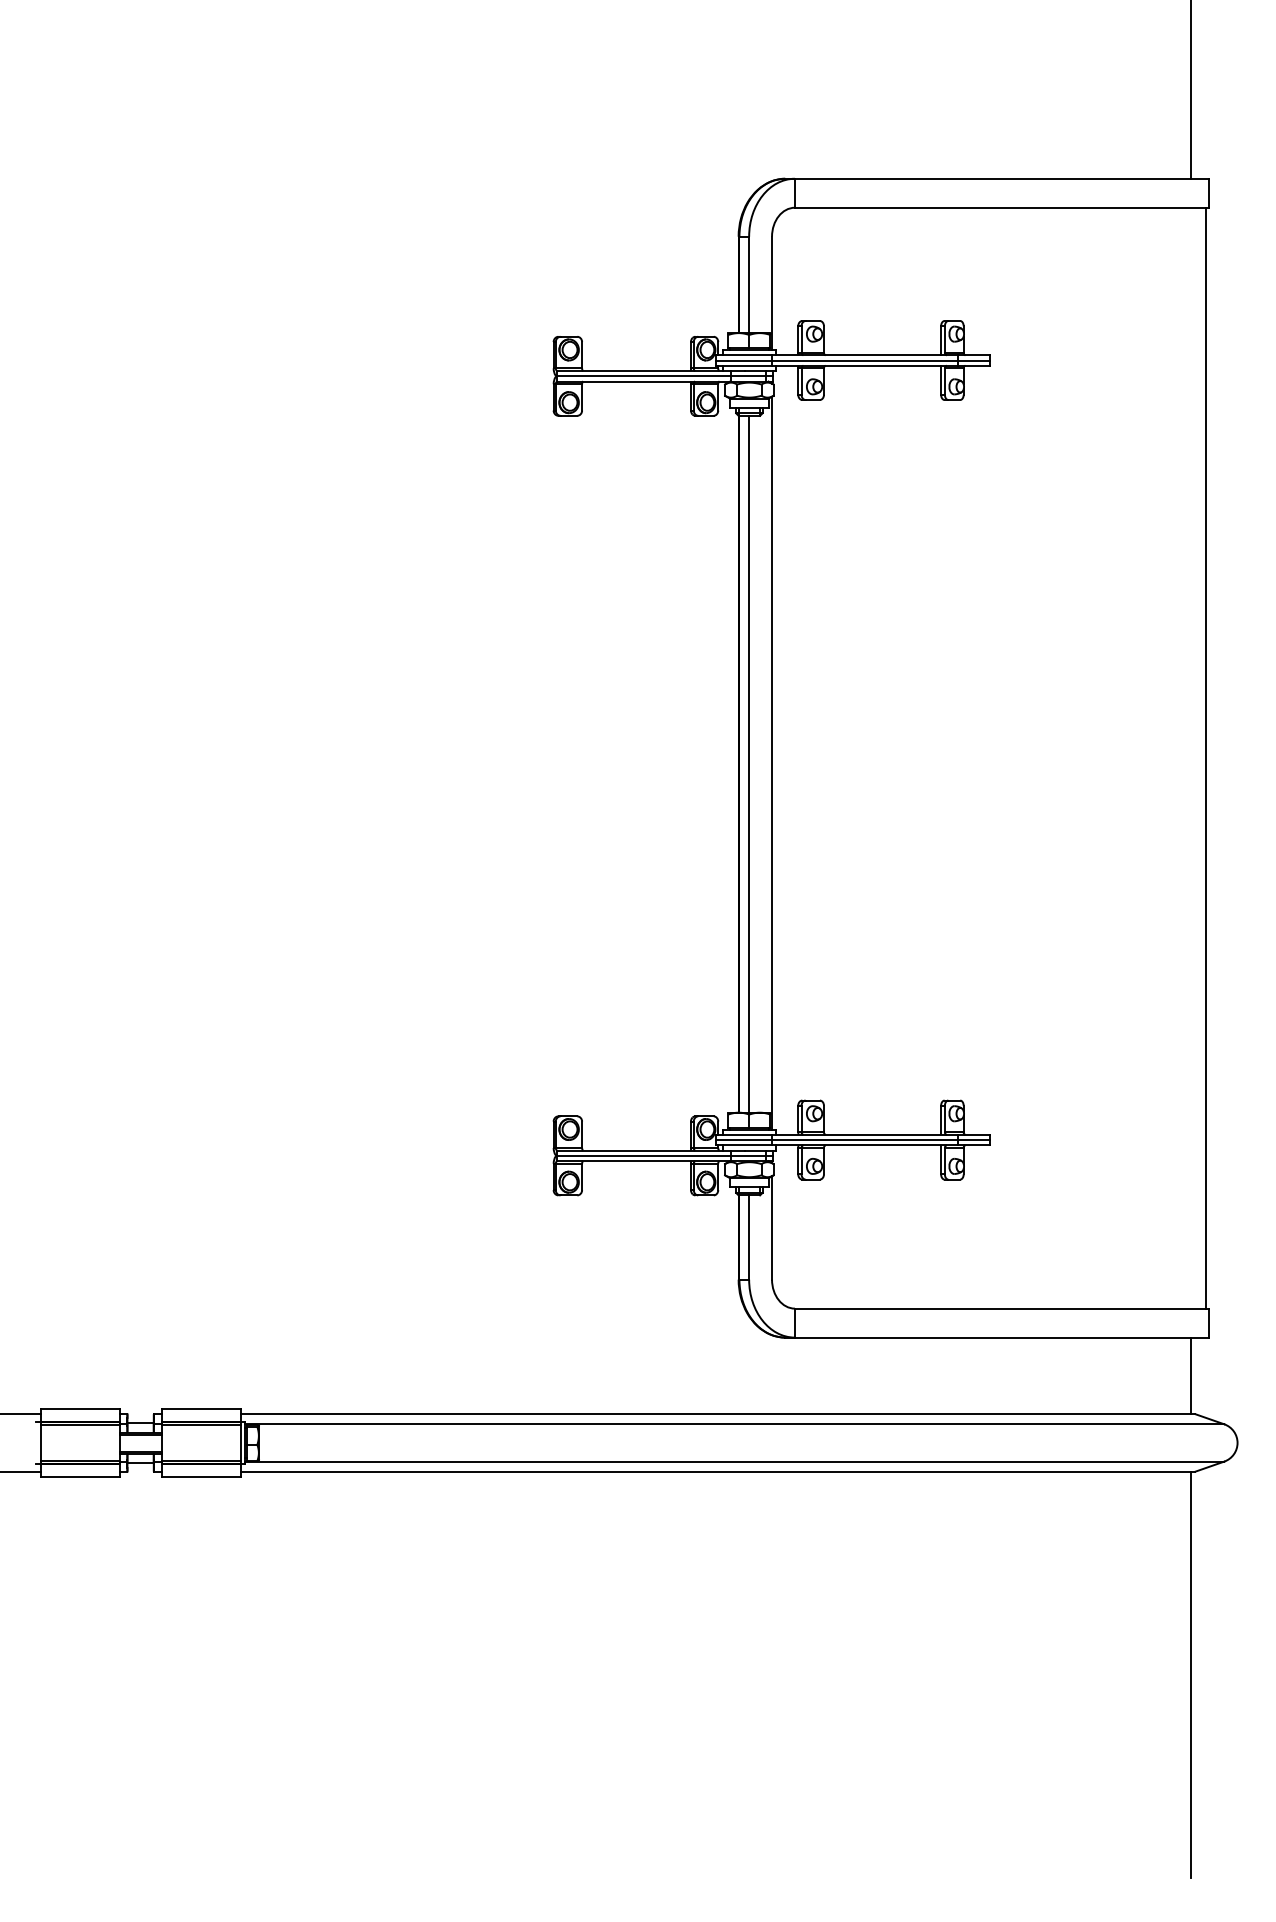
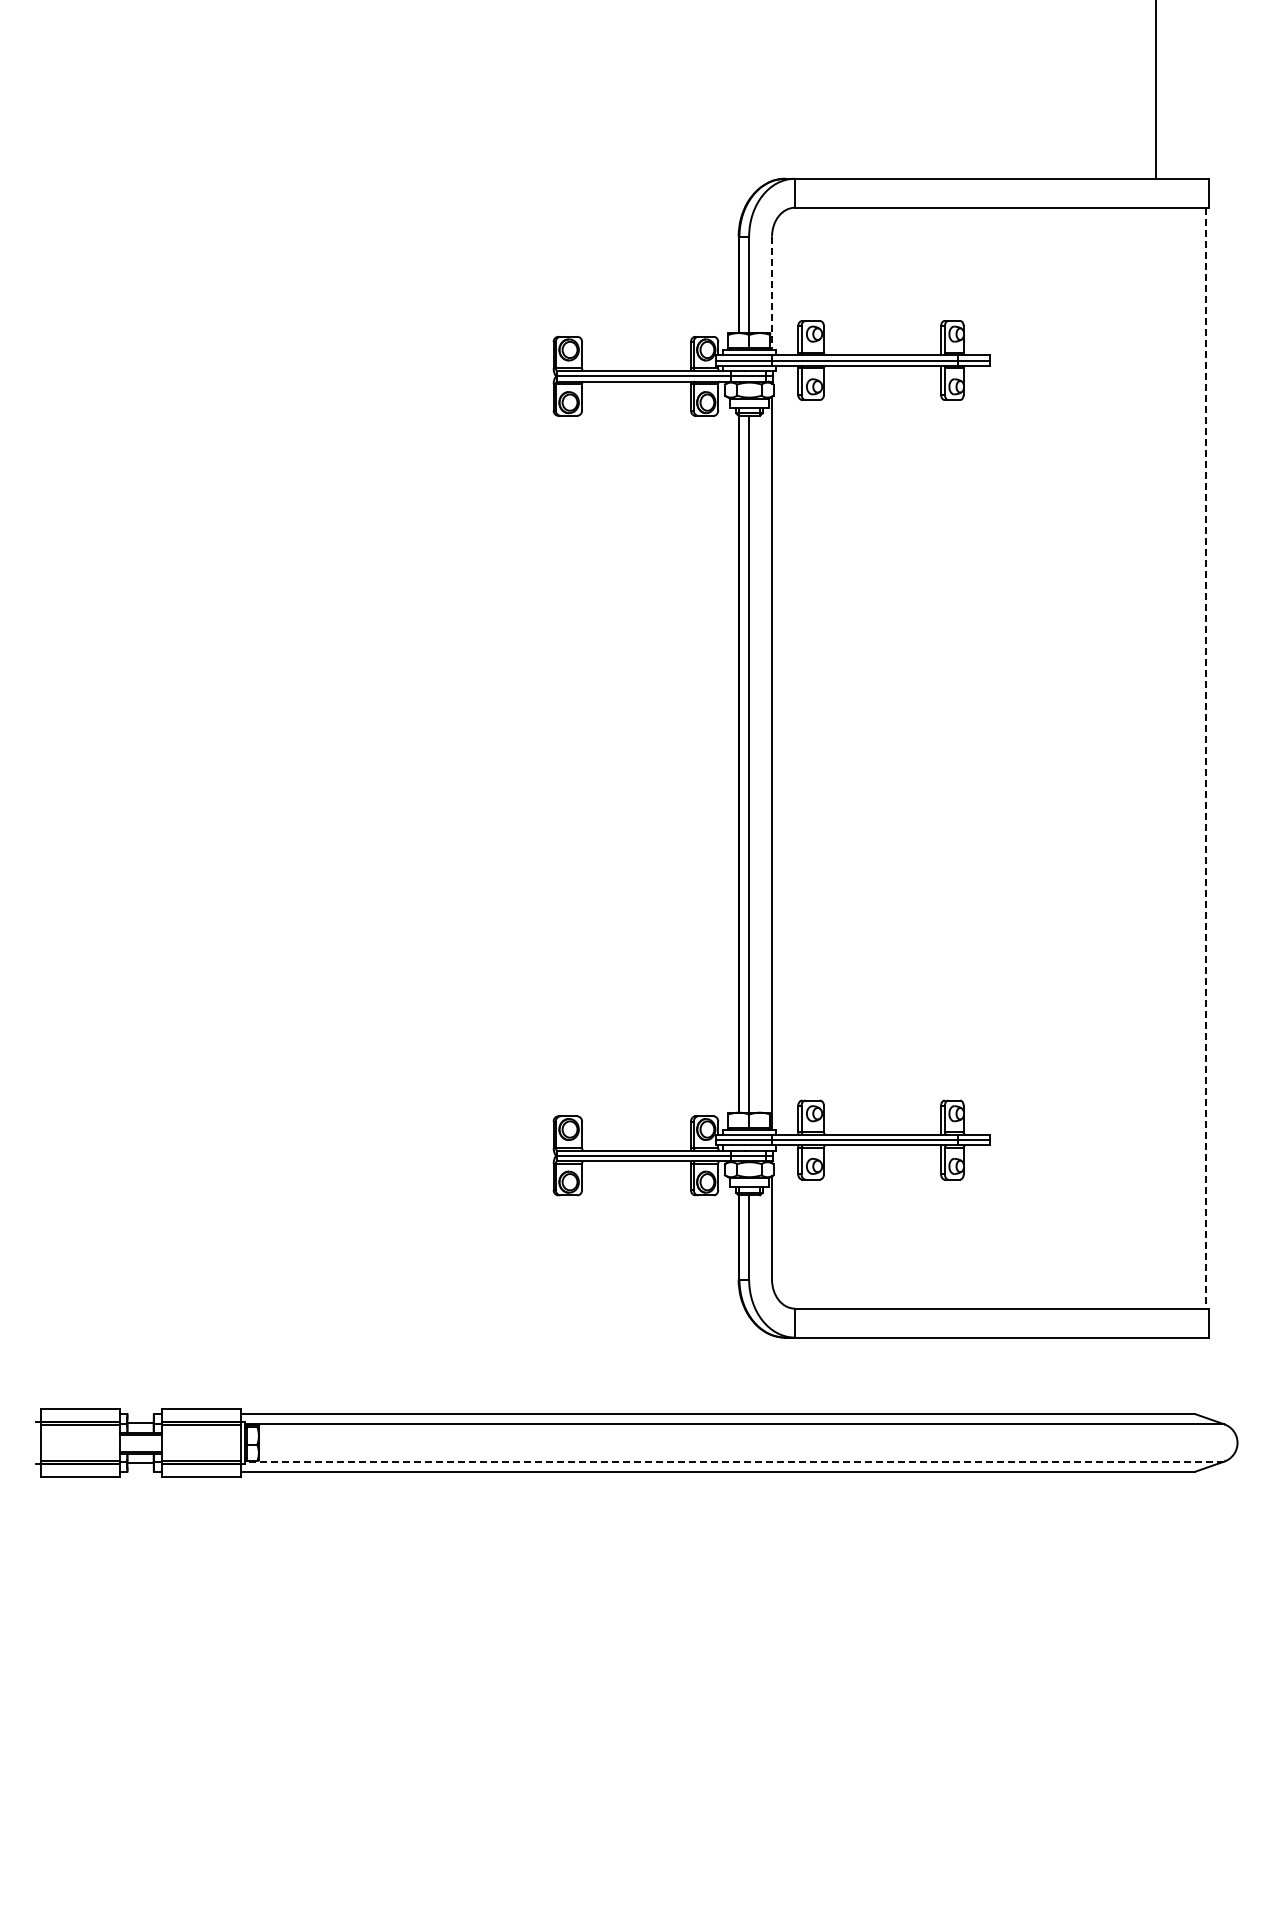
line position: (1190, 90) -> (1155, 90) (1155, 90)
line: solid -> dashed (772, 293)
line: solid -> dashed (1206, 758)
line: present -> none (1190, 1375)
line: present -> none (21, 1414)
line: solid -> dashed (734, 1461)
line: present -> none (21, 1471)
line: present -> none (1190, 1674)
